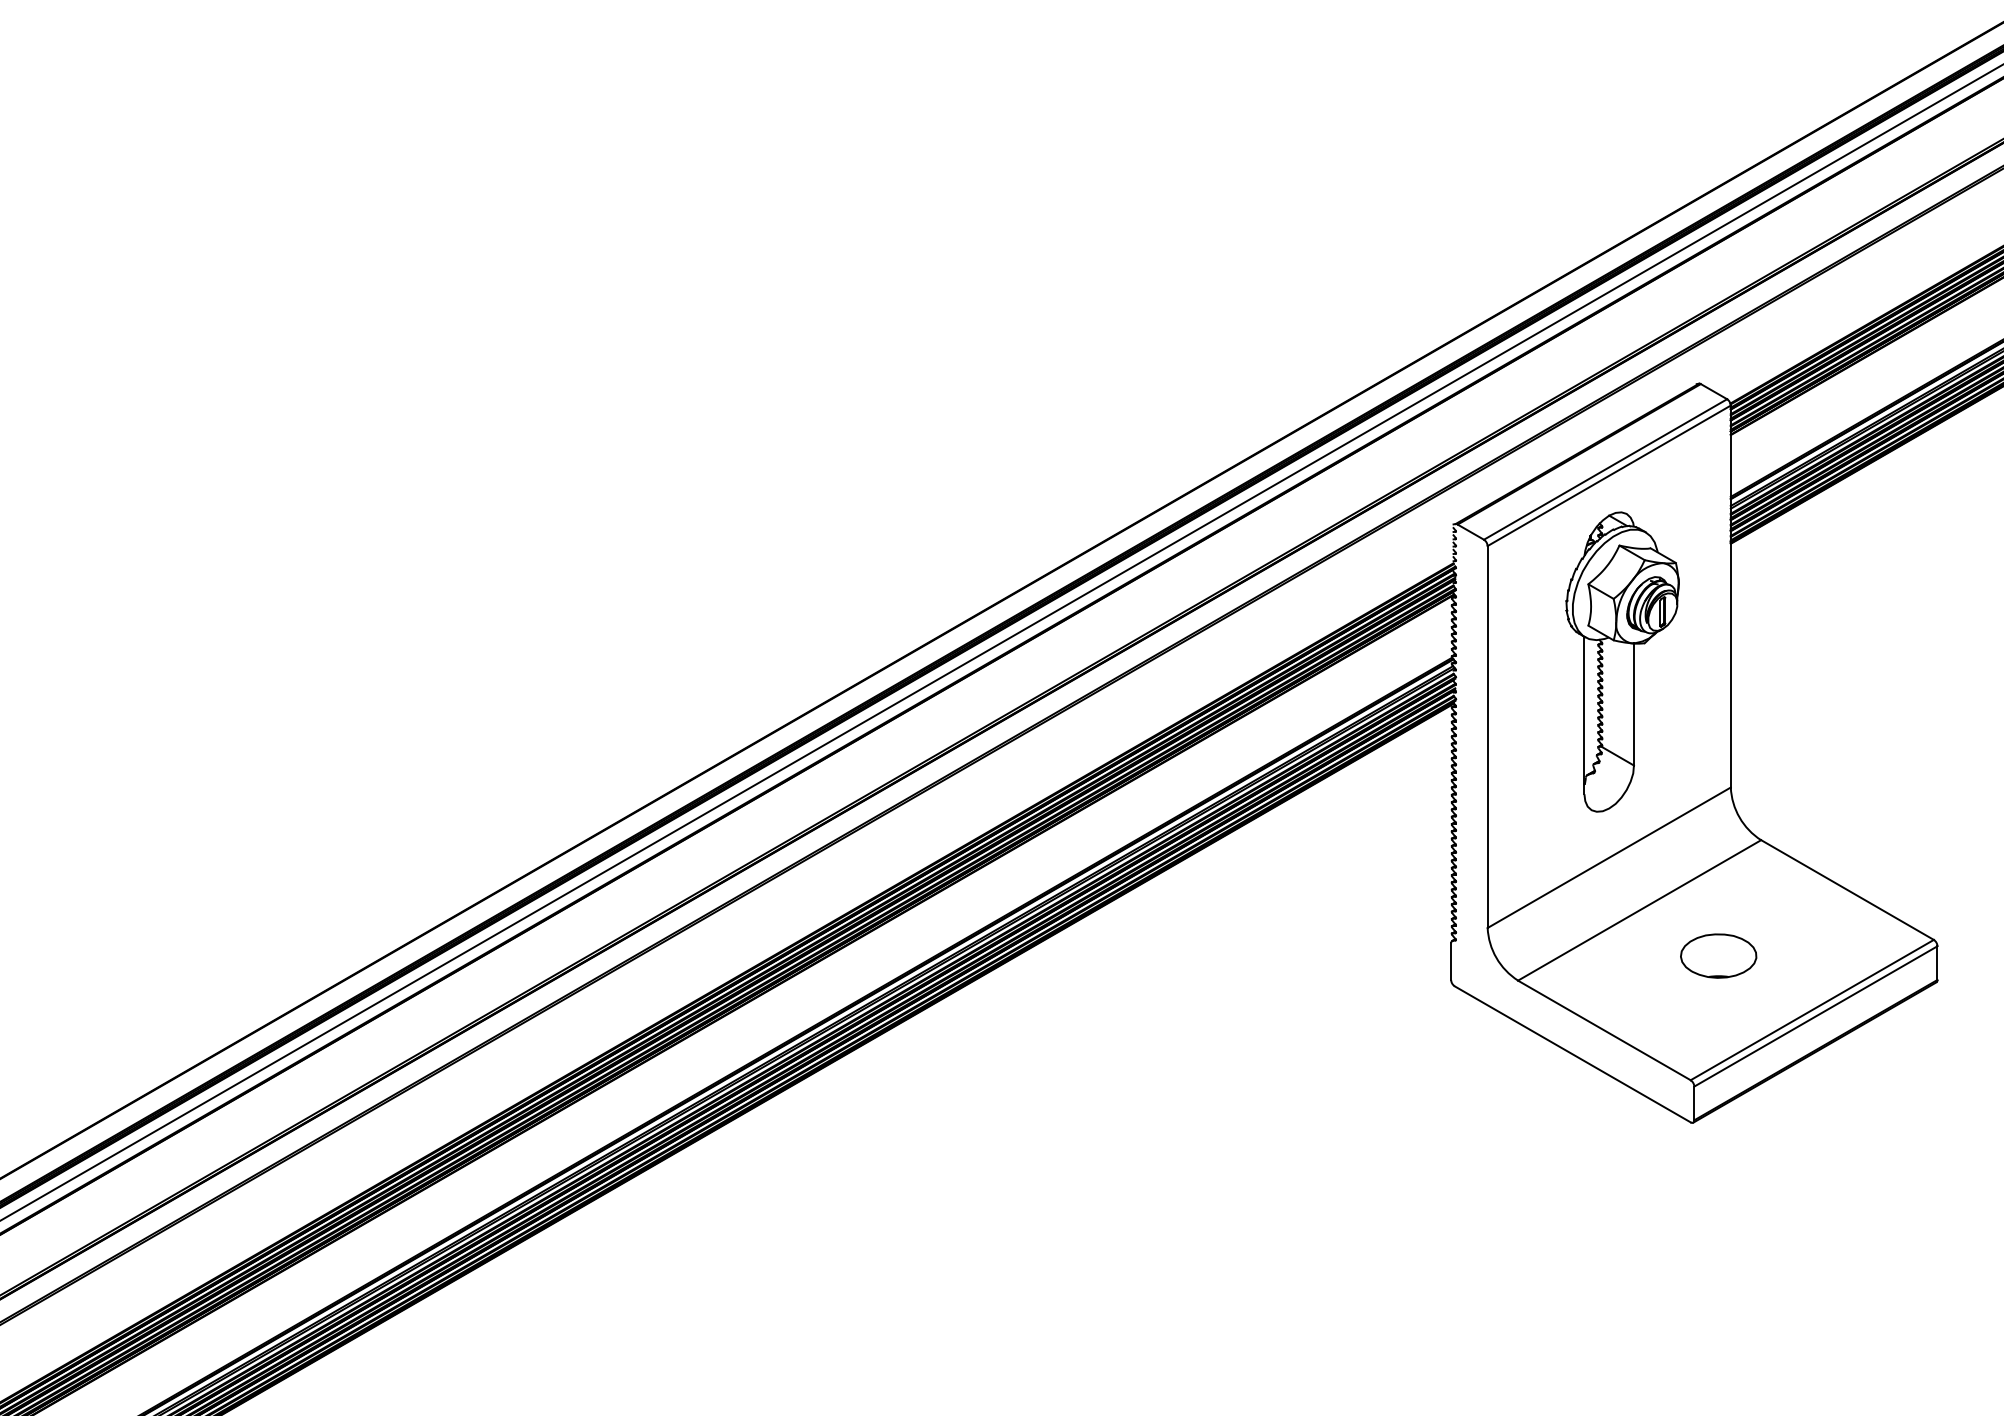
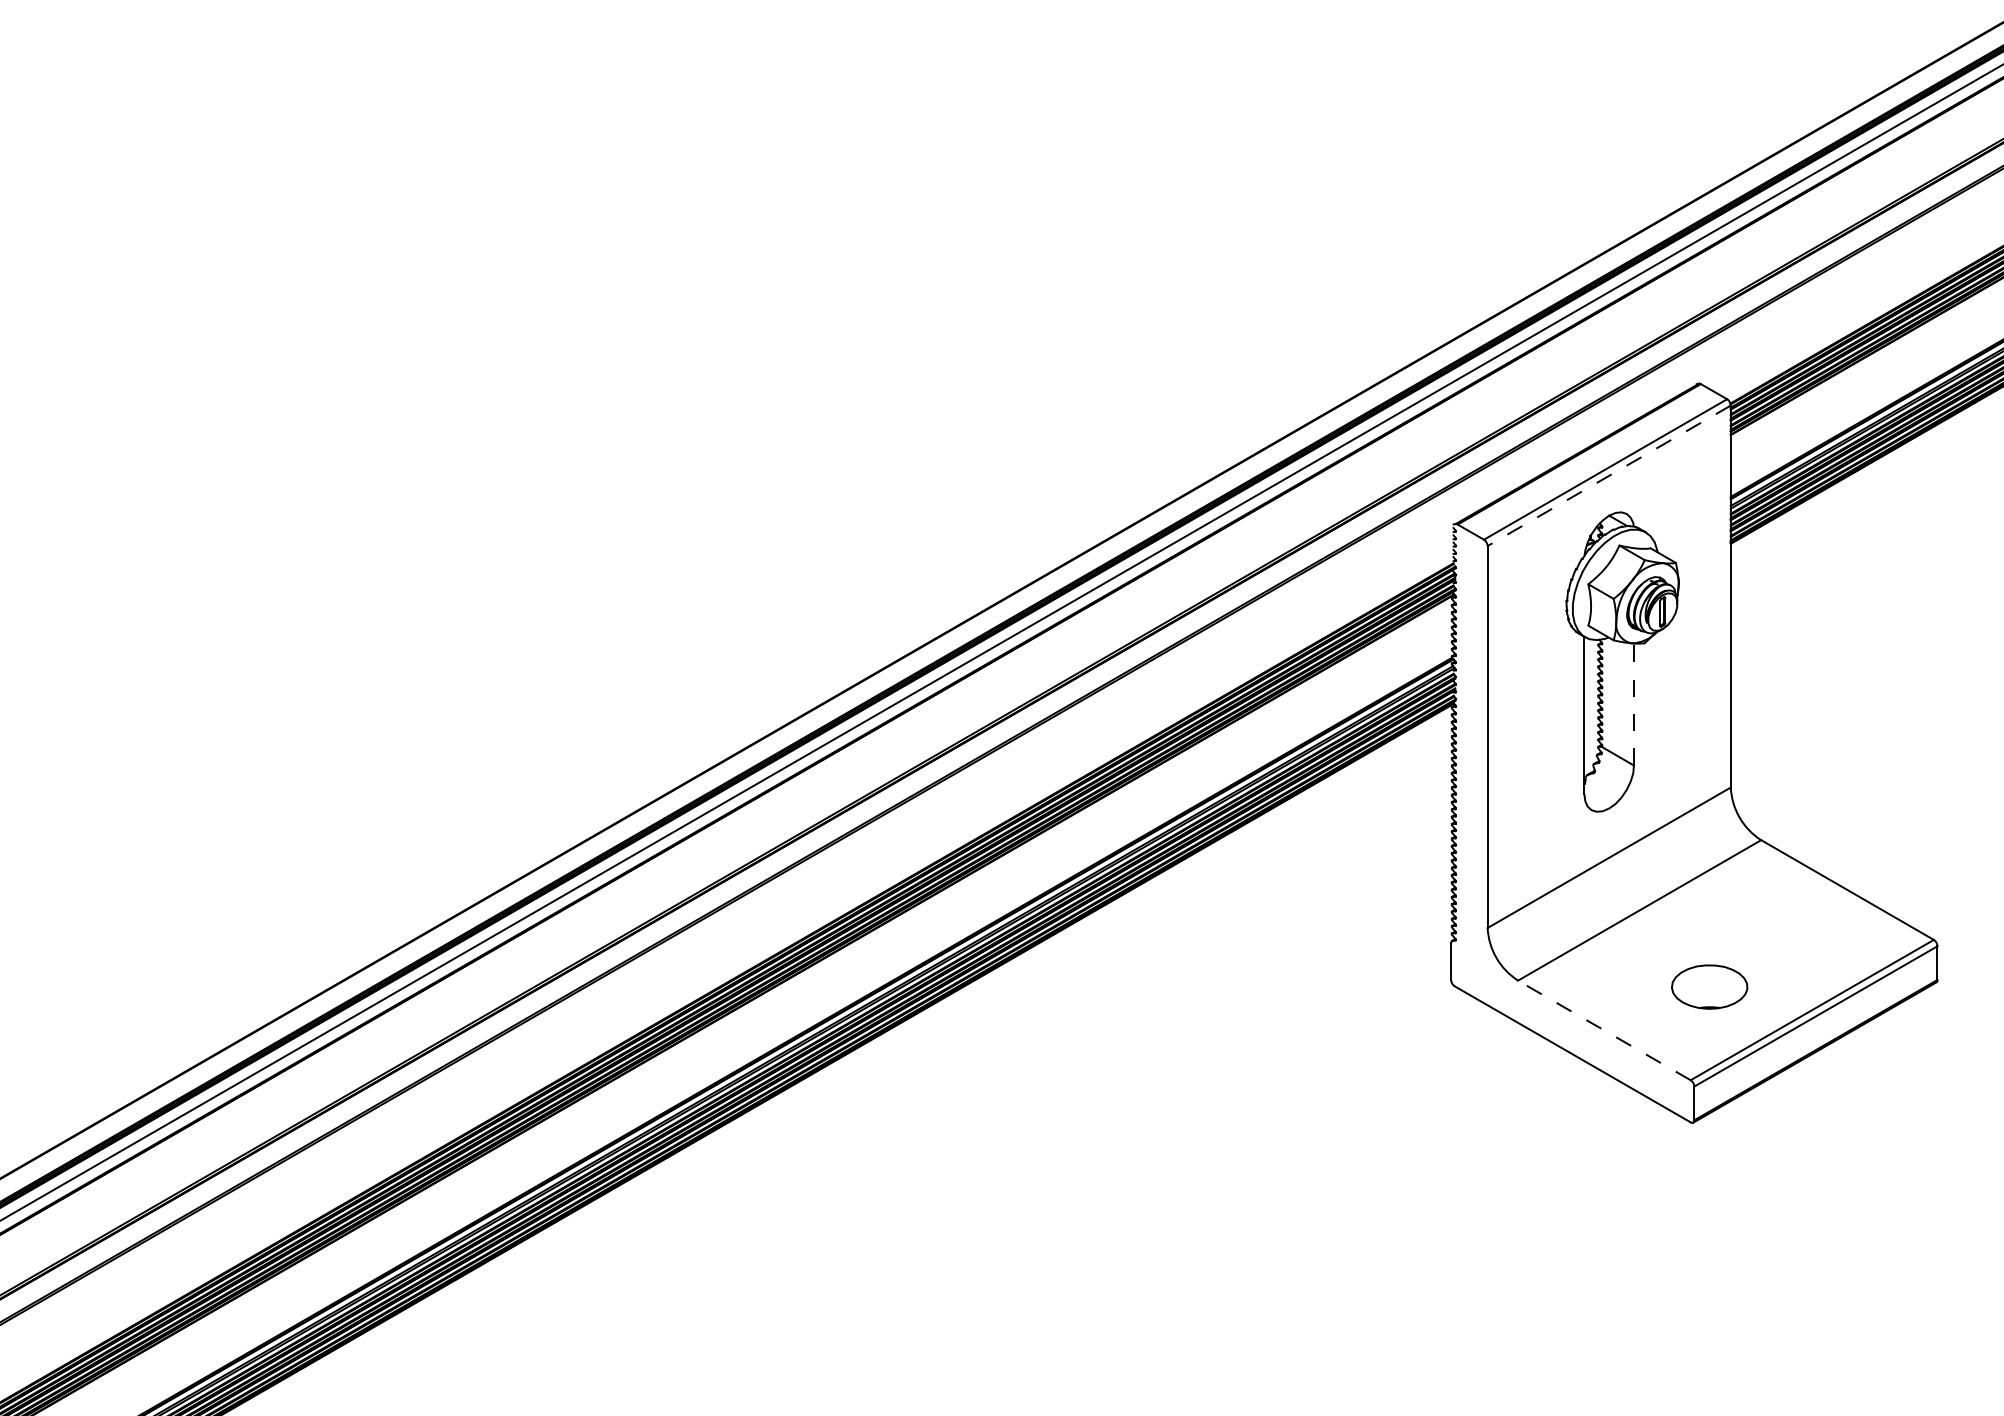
line: solid -> dashed (1608, 476)
line: solid -> dashed (1633, 703)
part position: (1718, 955) -> (1709, 986) (1709, 986)
line: solid -> dashed (1604, 1030)
